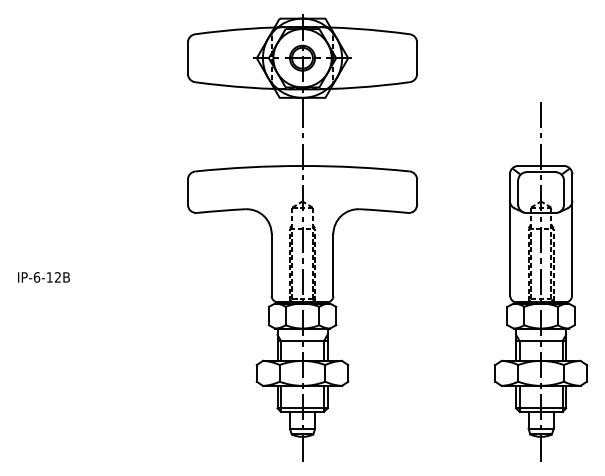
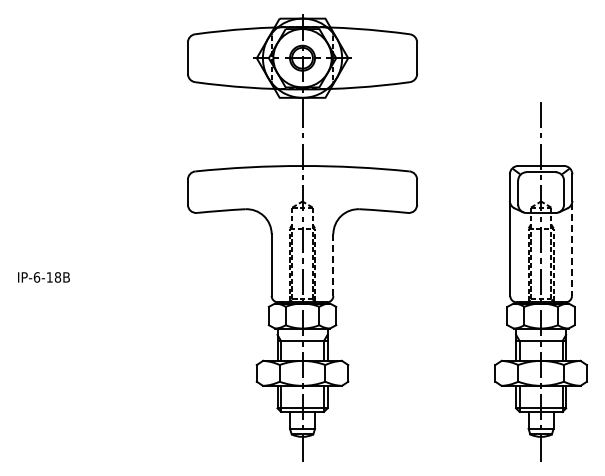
line: solid -> dashed (571, 250)
line: solid -> dashed (333, 265)
text: IP-6-12B -> IP-6-18B (57, 277)
